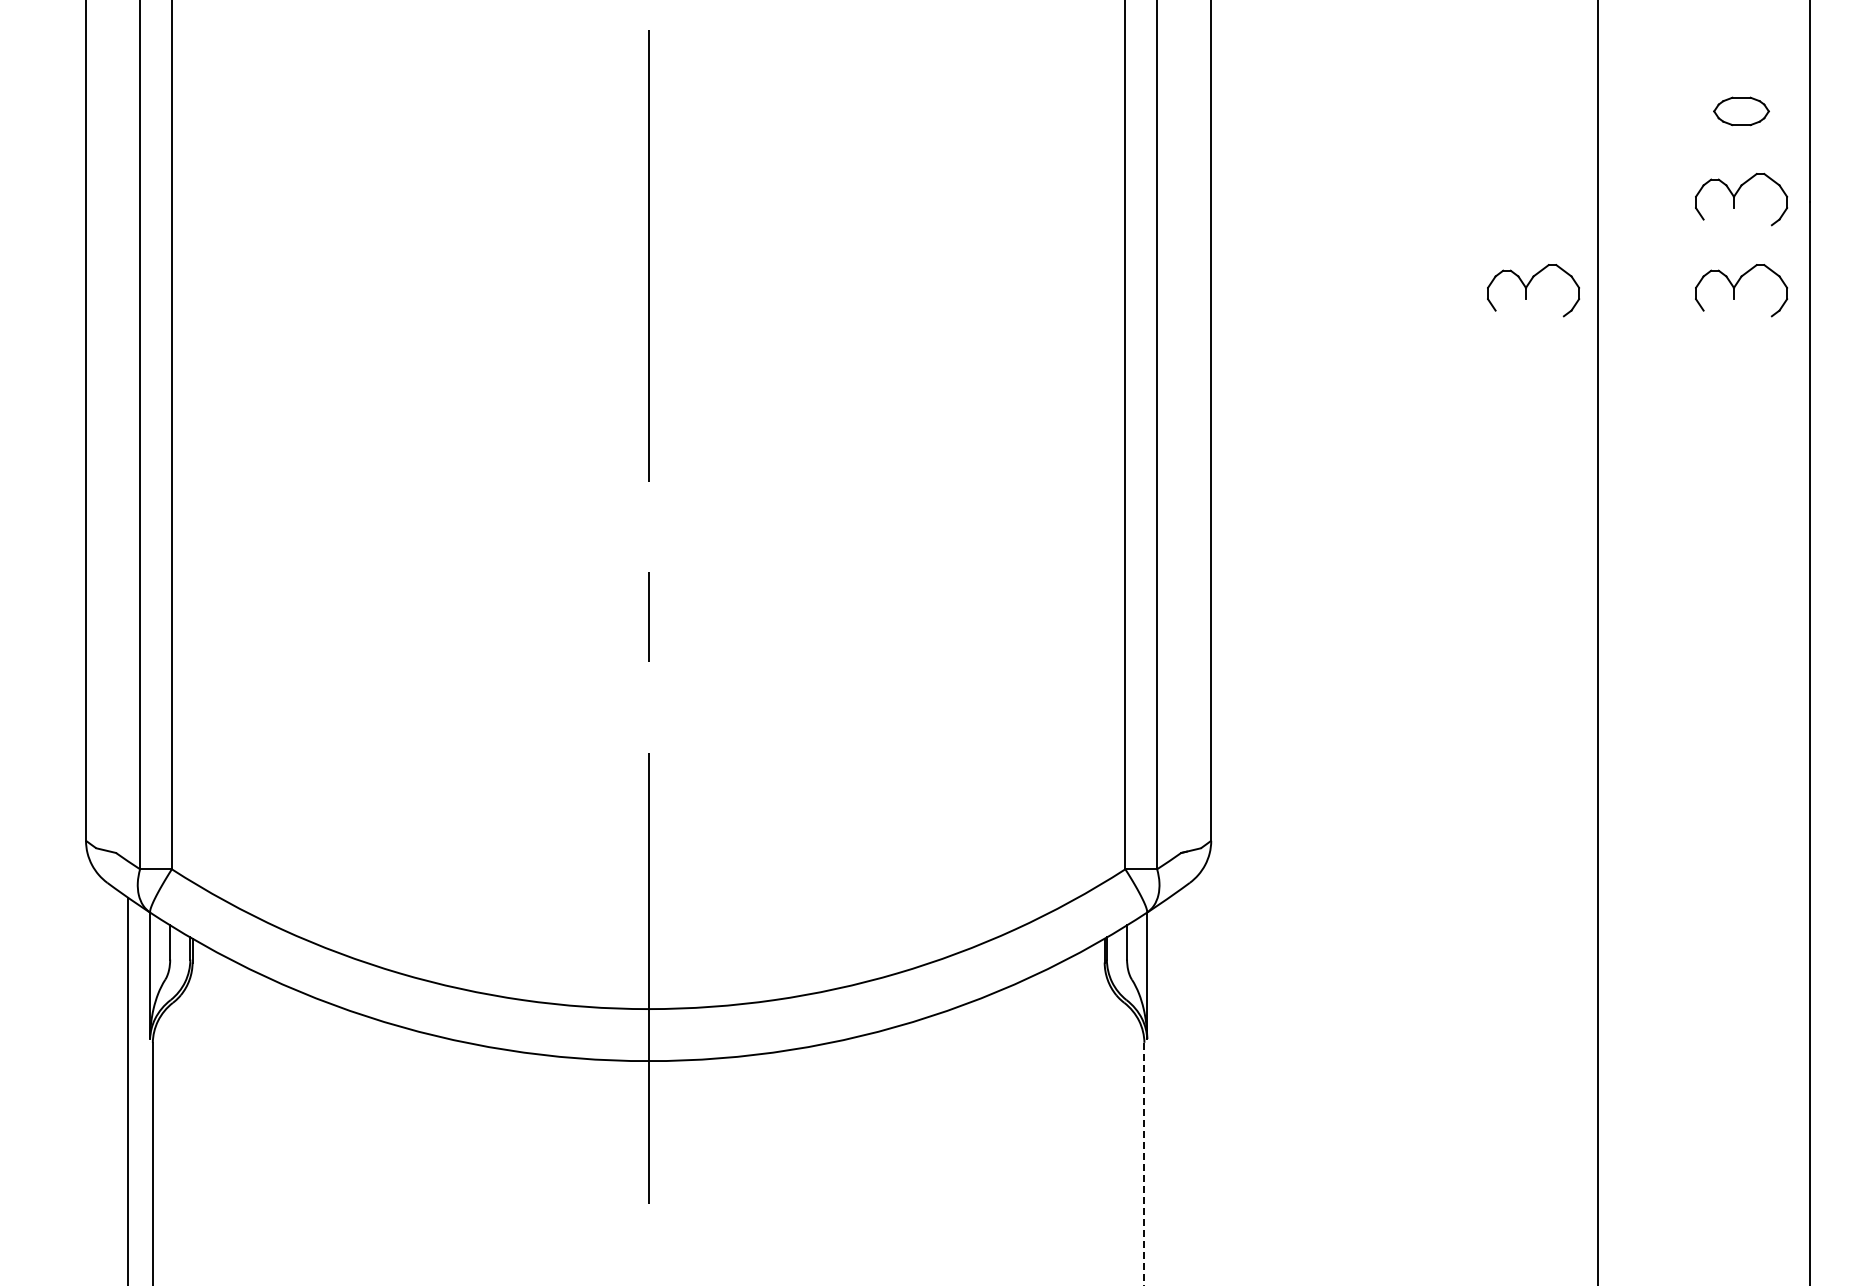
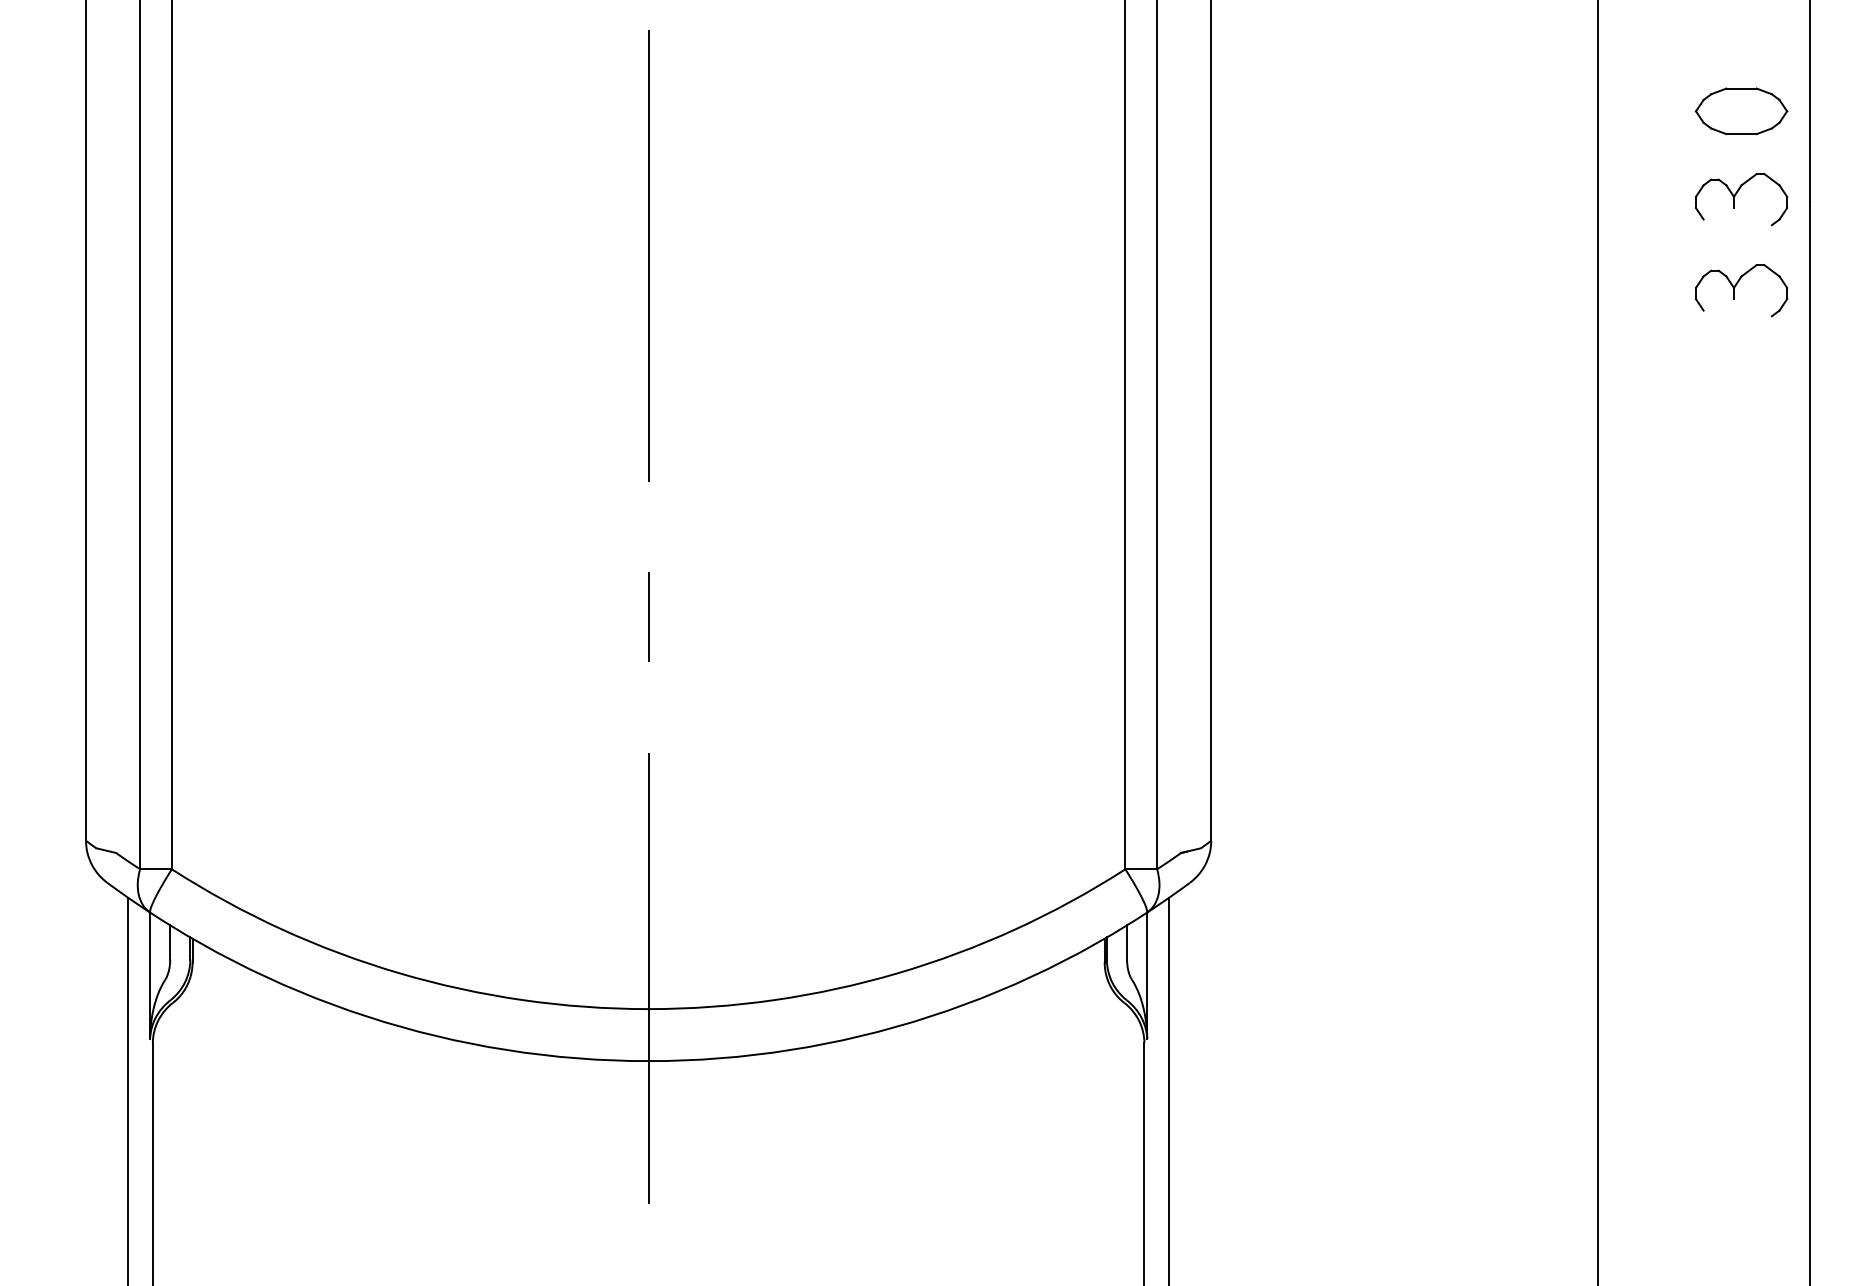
part size: 57x31 px -> 95x49 px (1741, 111)
part: present -> none (1527, 287)
line: none -> present (1169, 1089)
line: dashed -> solid (1144, 1164)
